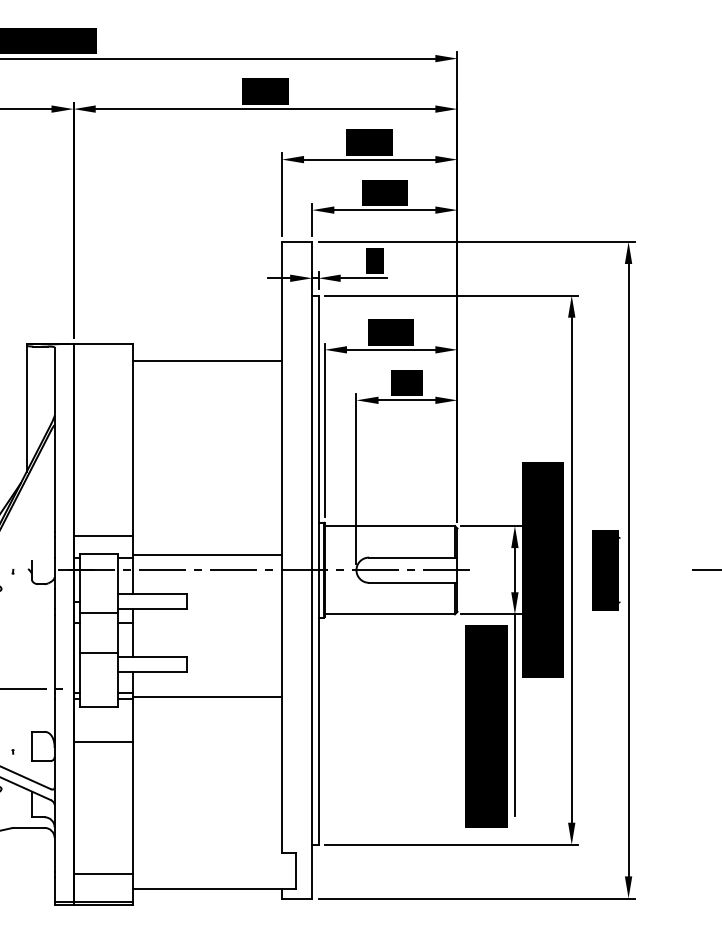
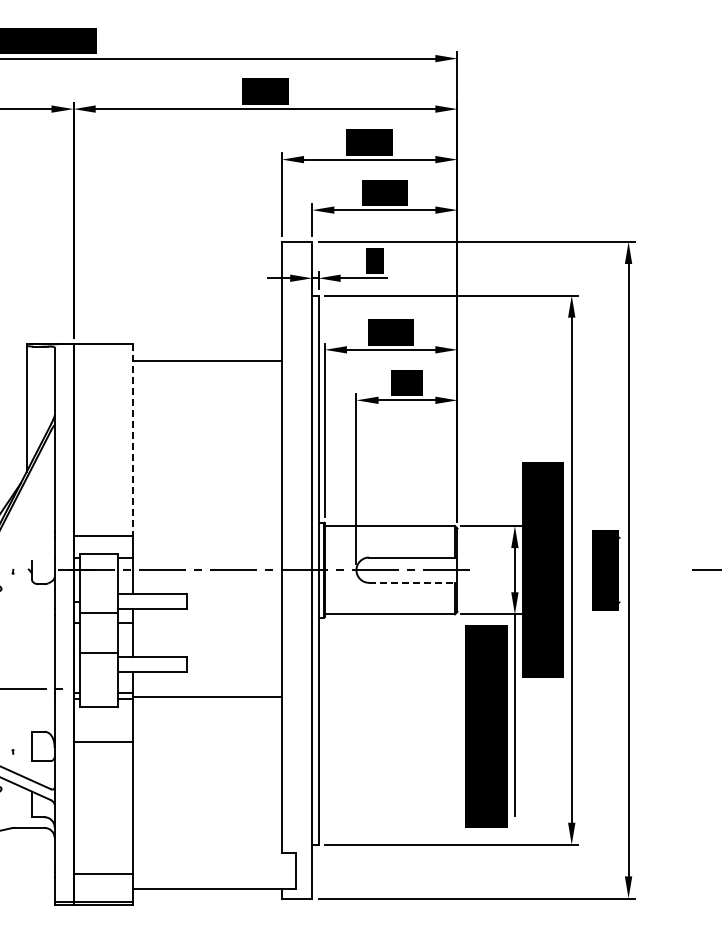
line: solid -> dashed (132, 440)
line: present -> none (206, 555)
line: solid -> dashed (413, 582)
